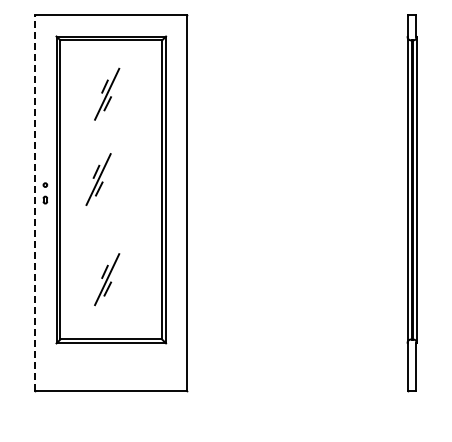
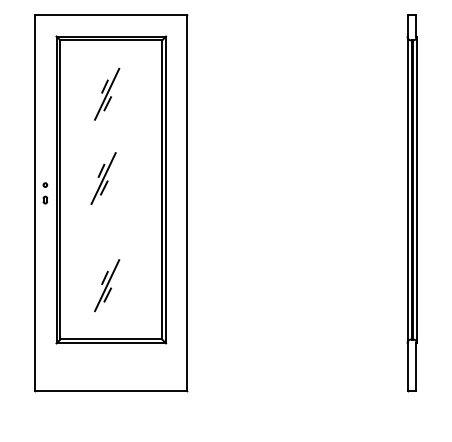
part position: (98, 179) -> (103, 178) (103, 178)
line: dashed -> solid (35, 202)
part position: (107, 279) -> (107, 285) (107, 285)
